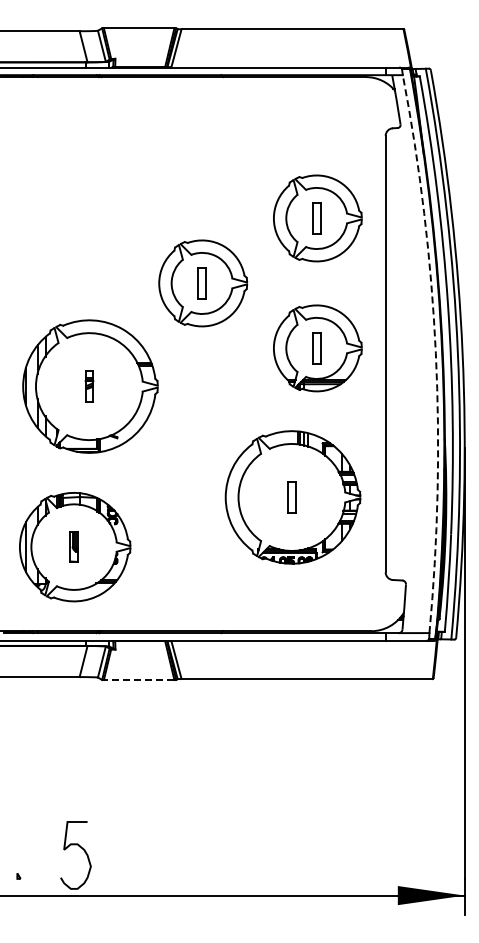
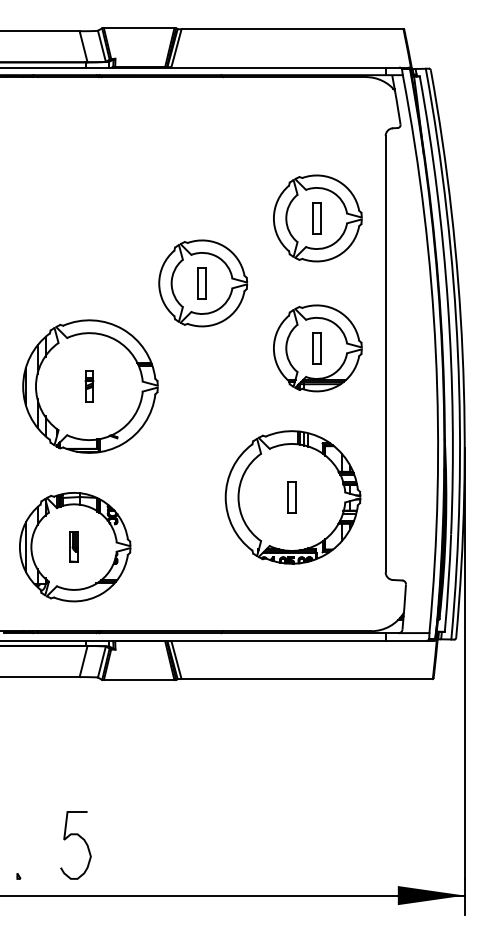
arc: dashed -> solid (435, 353)
line: dashed -> solid (138, 680)
curve position: (79, 847) -> (79, 837) (79, 837)
